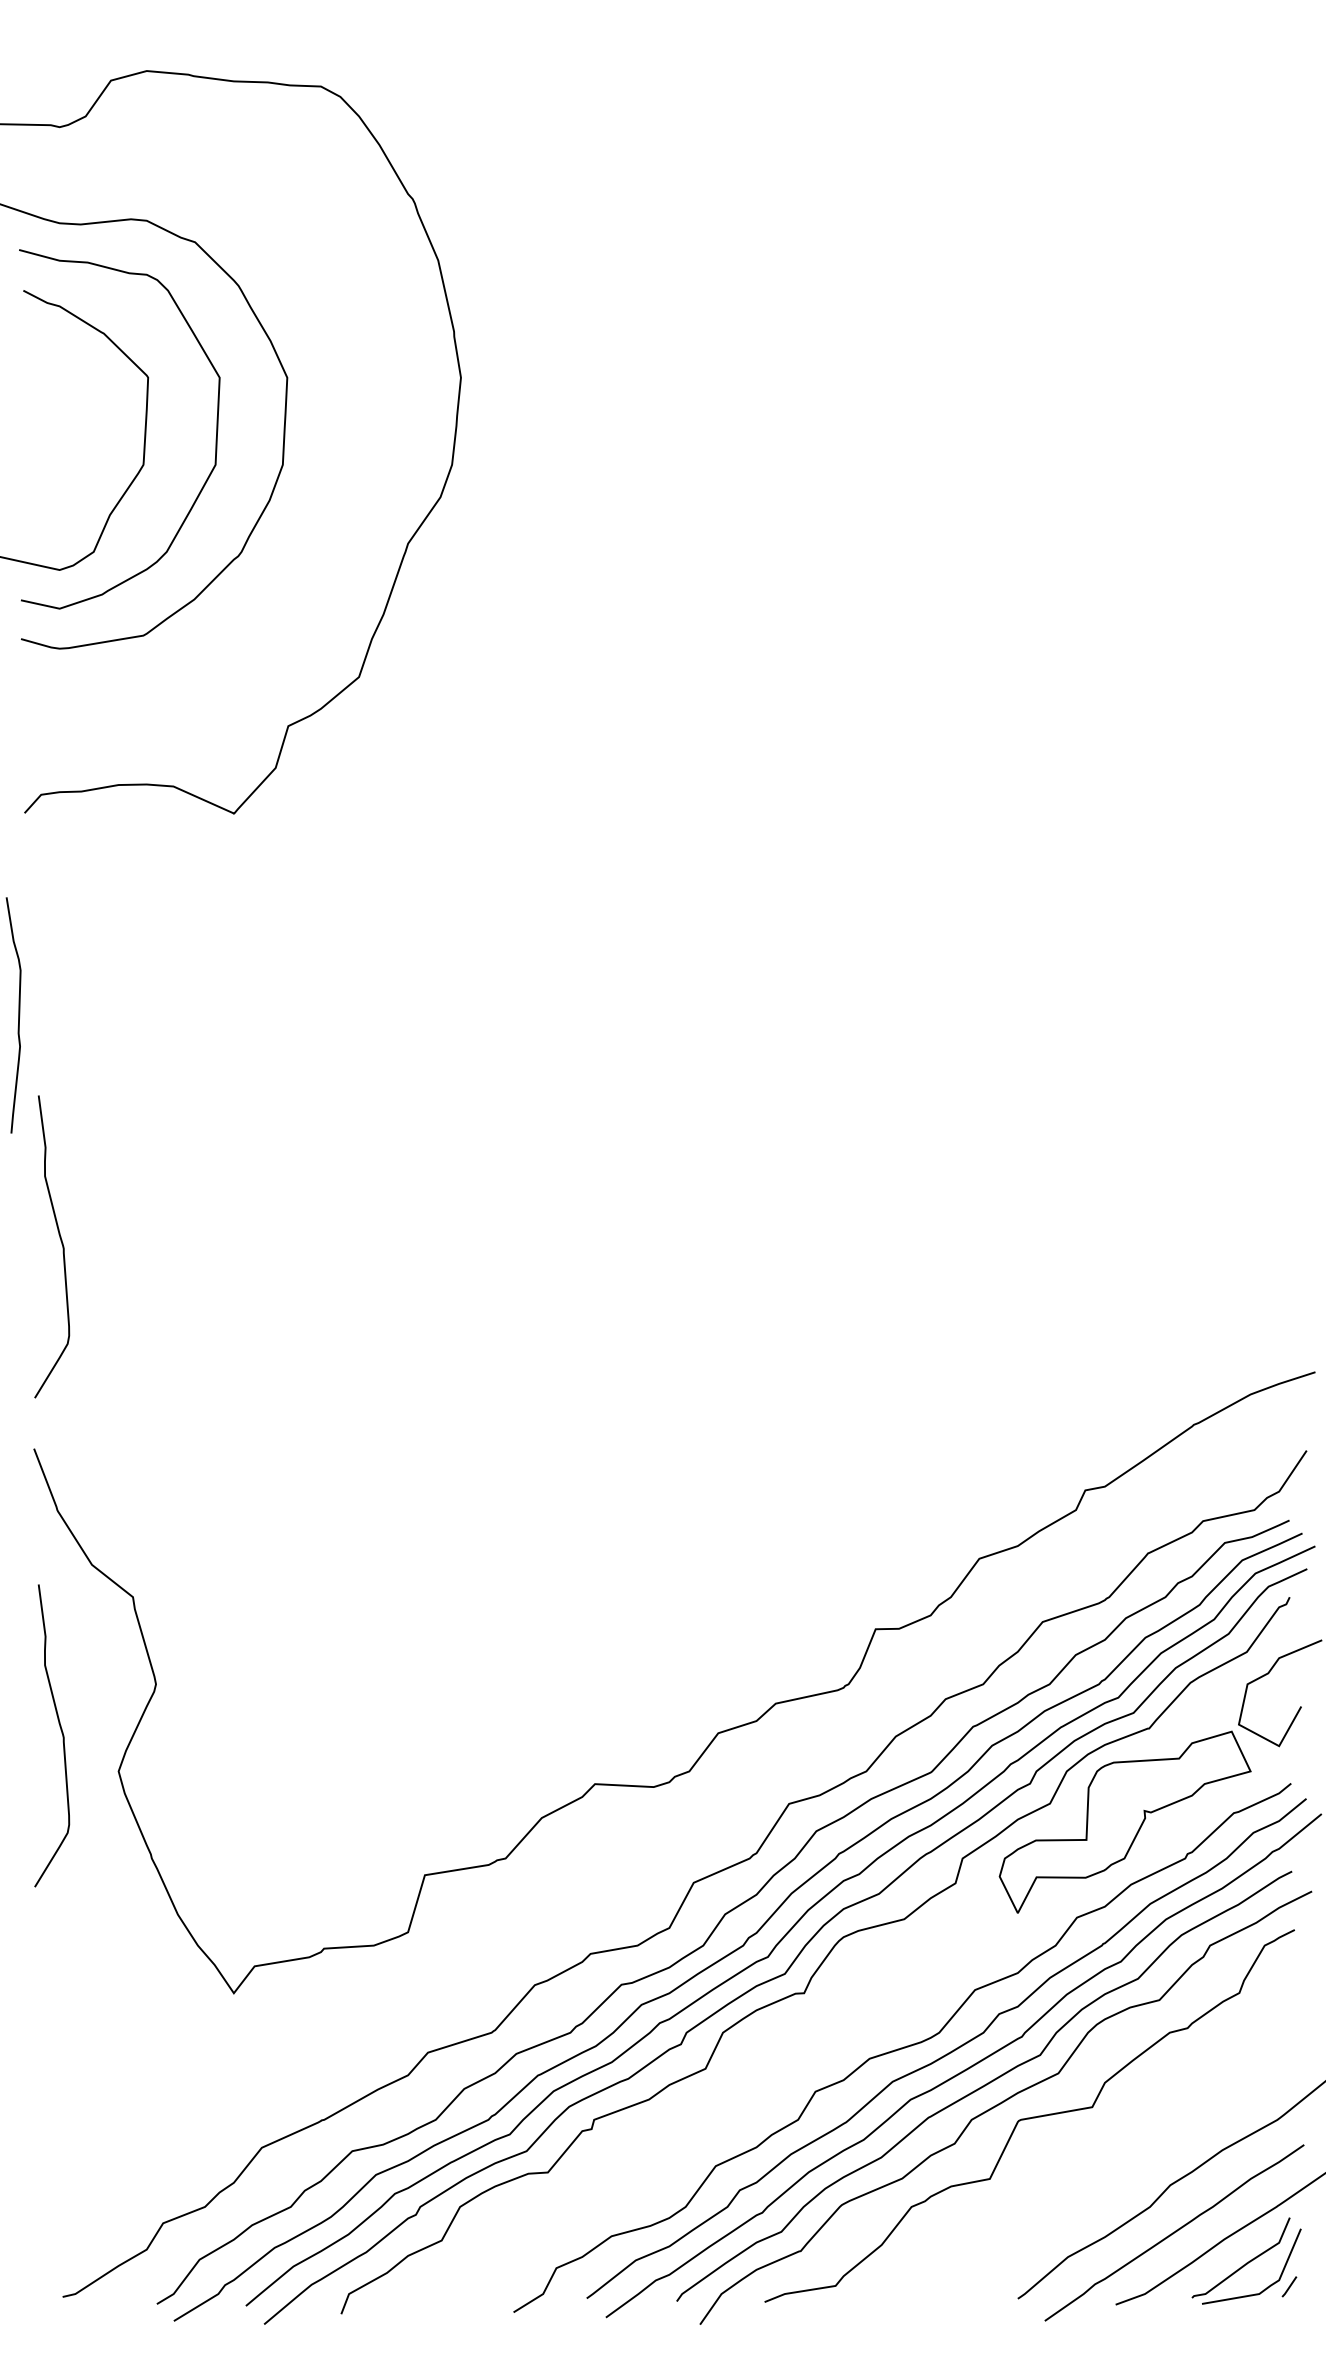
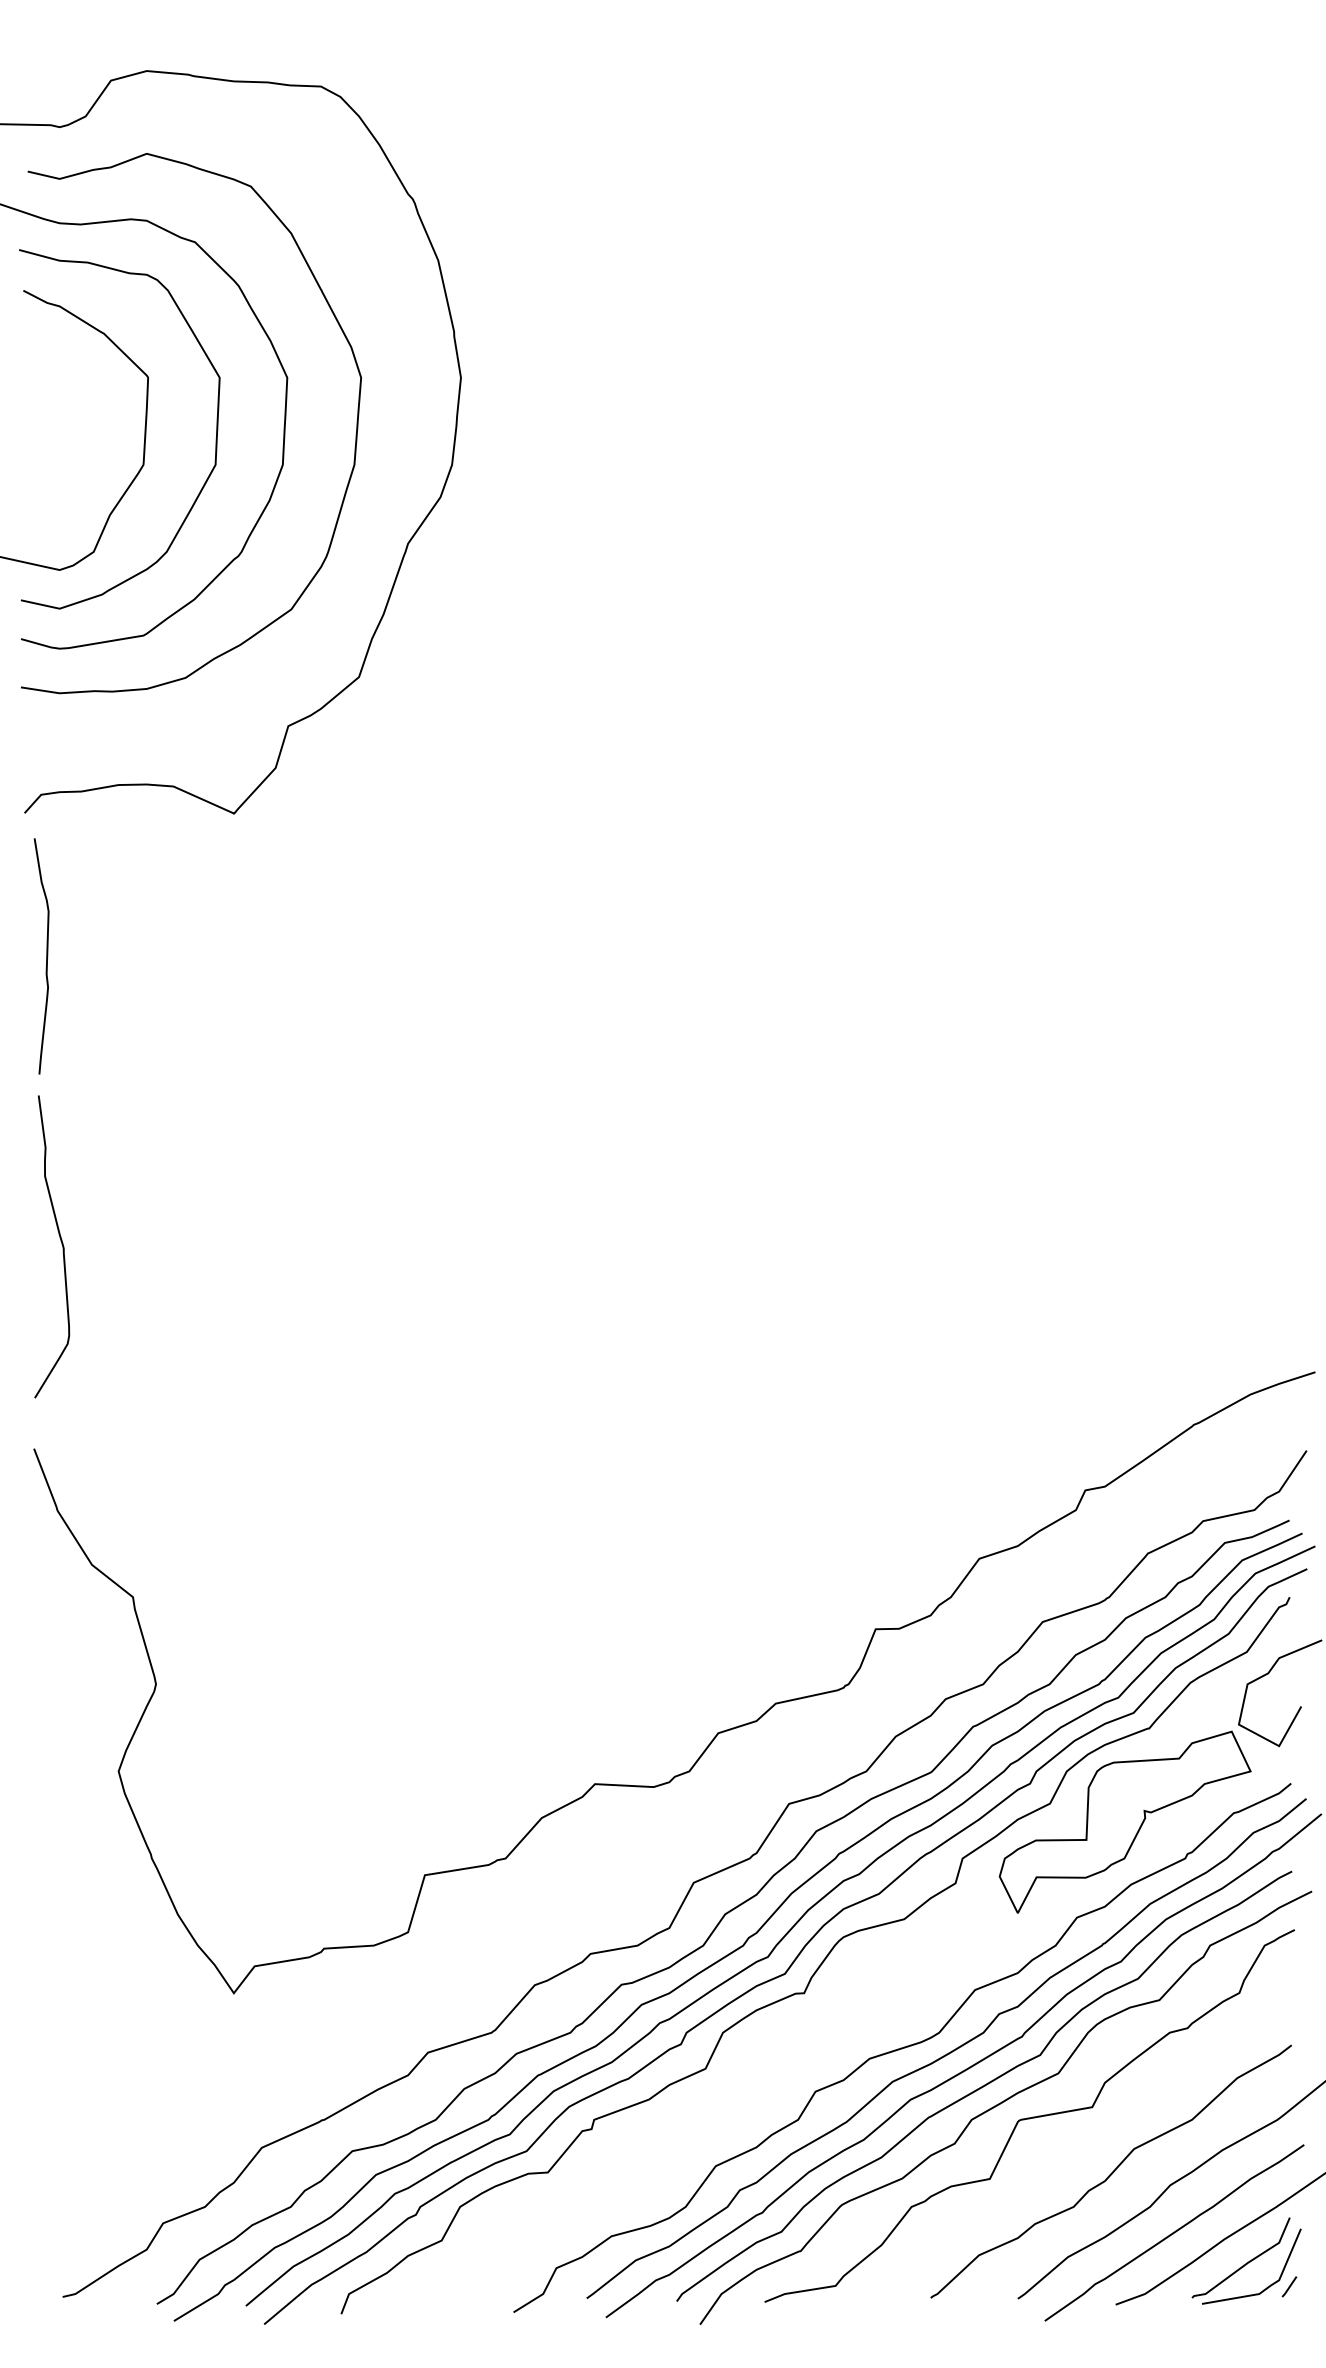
curve: none -> present (355, 434)
curve position: (18, 1015) -> (46, 956) (46, 956)
curve: present -> none (61, 1733)
curve: none -> present (1111, 2172)
